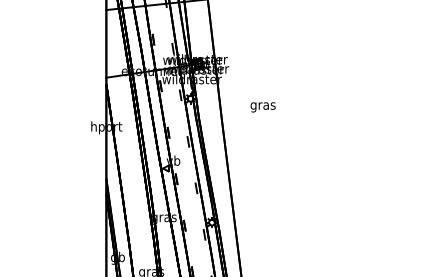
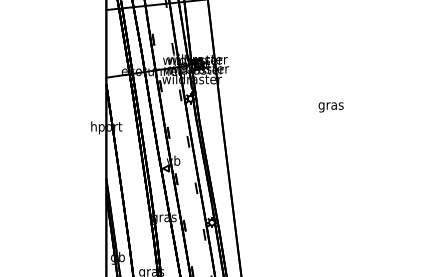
text position: (262, 107) -> (330, 107) (330, 107)
